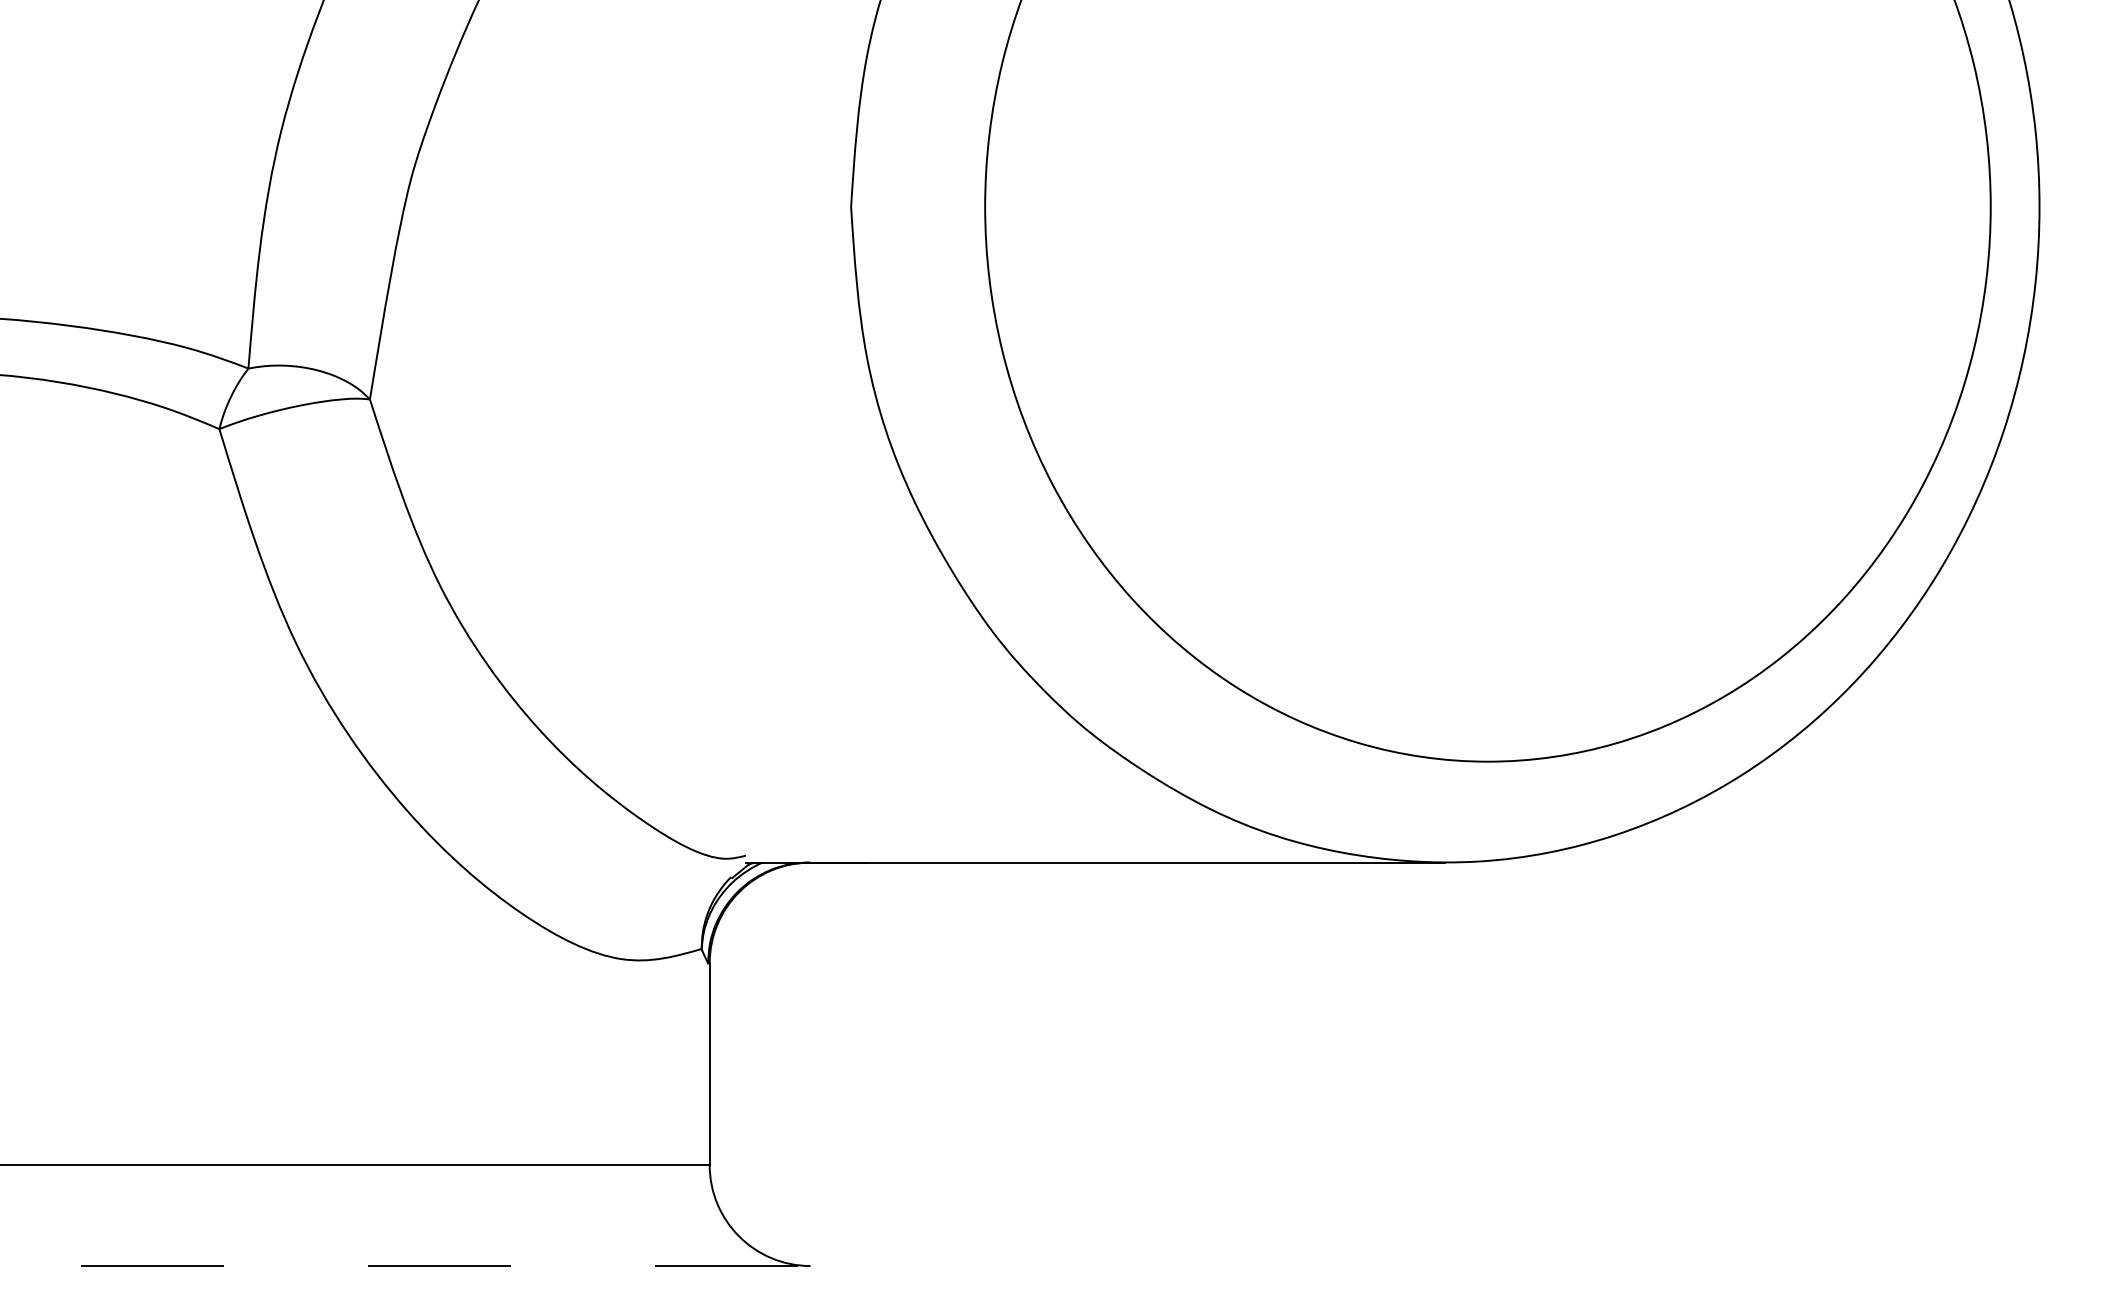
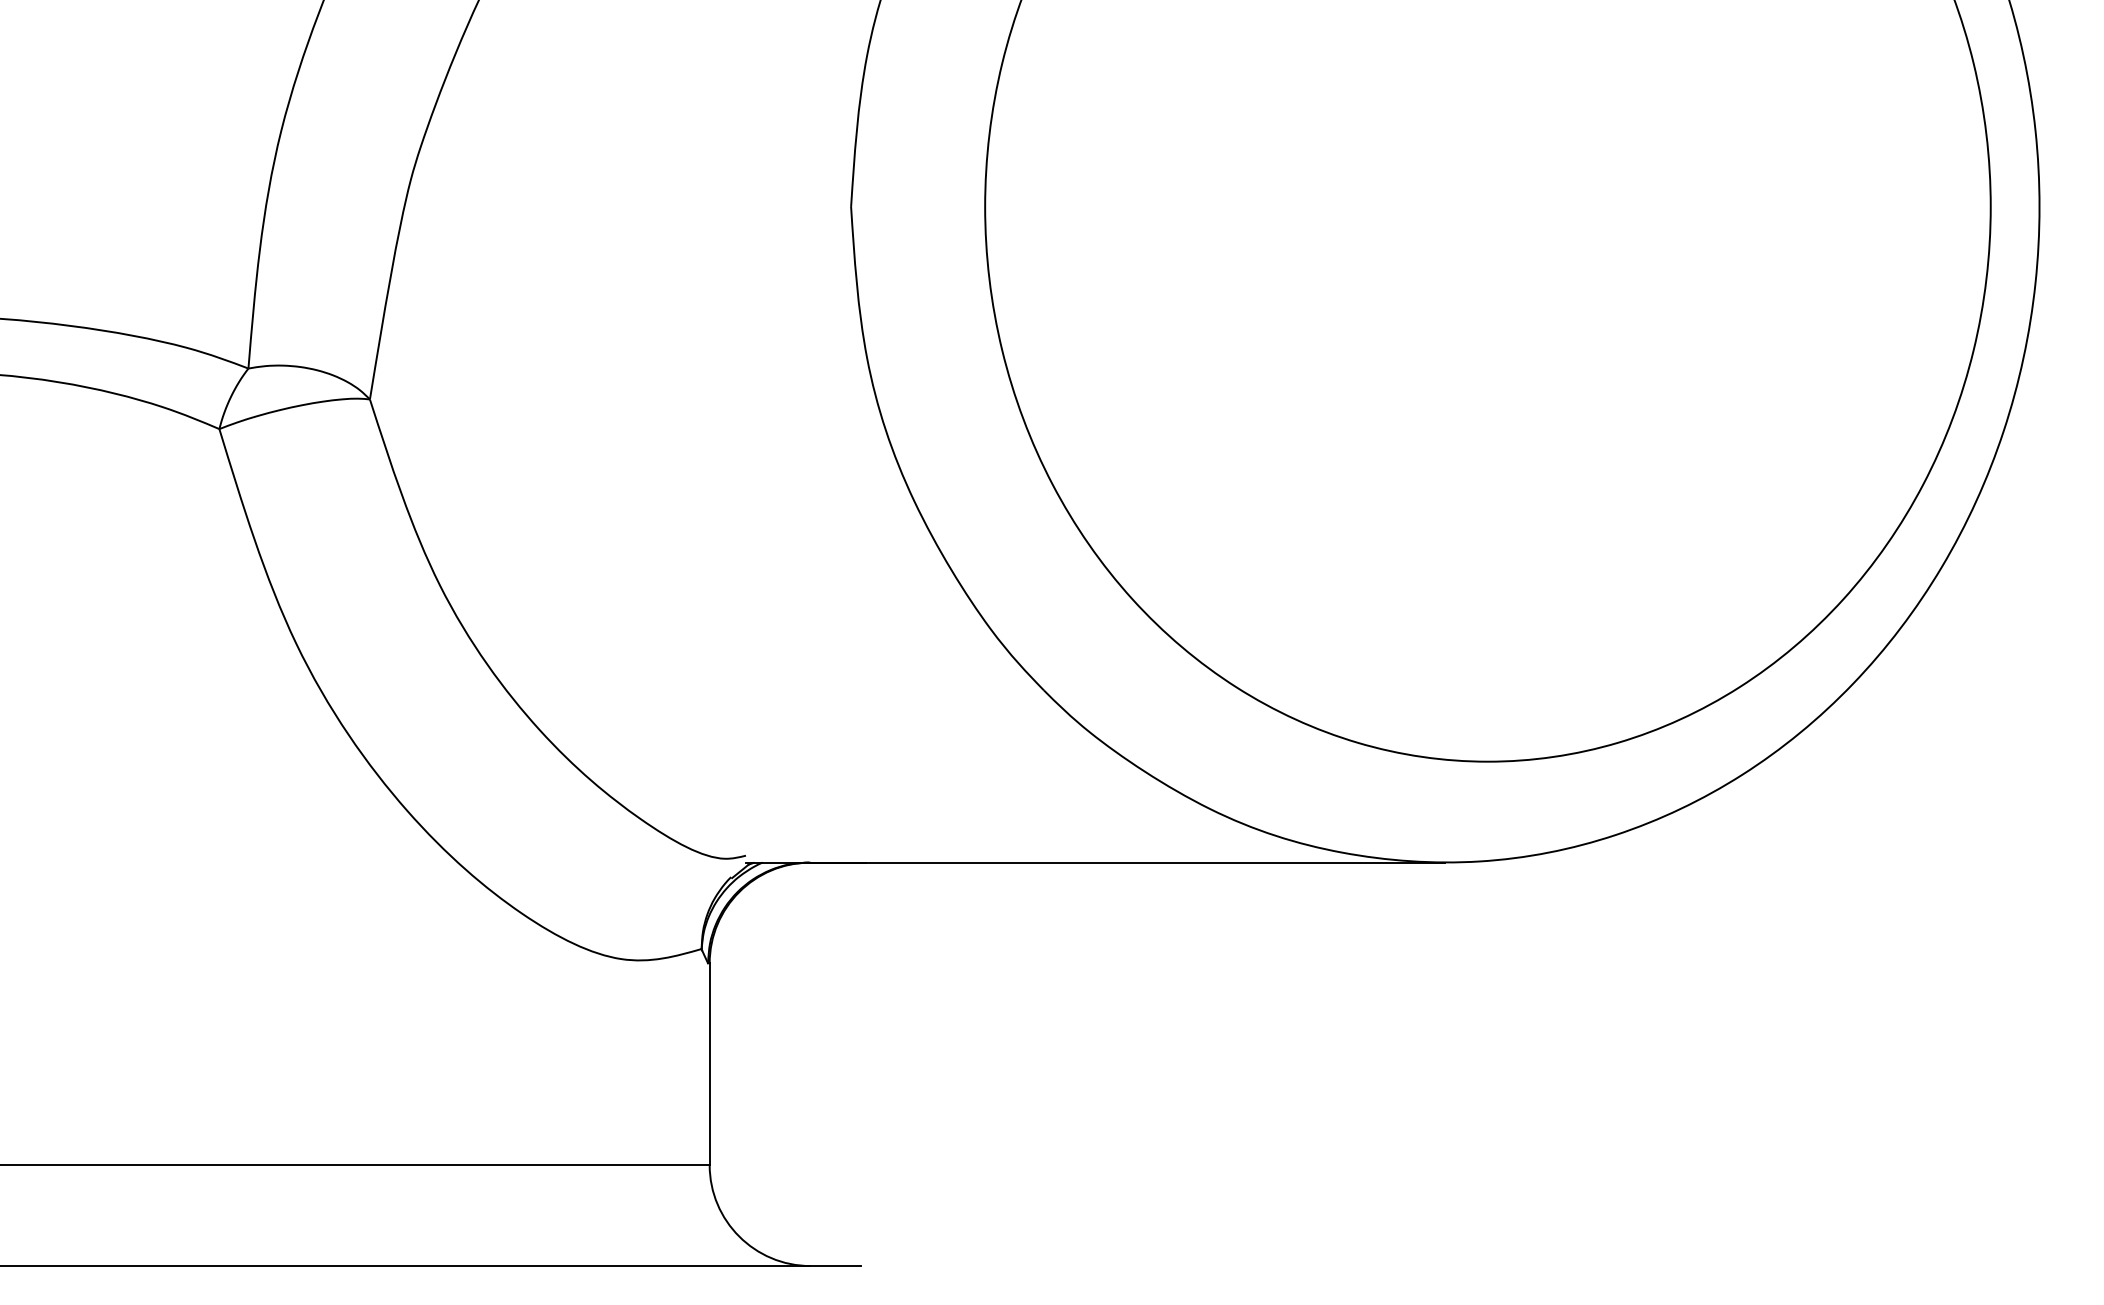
line: dashed -> solid (431, 1266)
